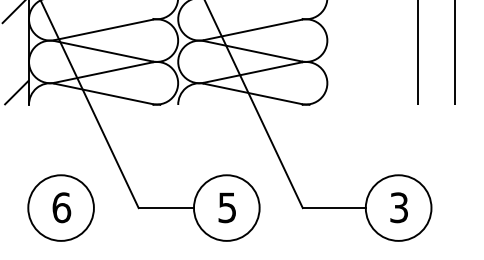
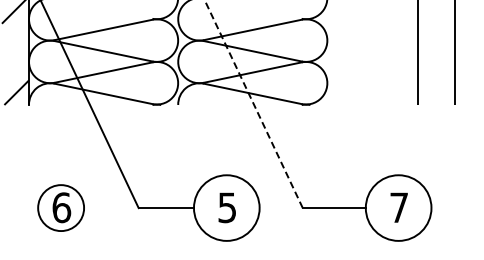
line: solid -> dashed (253, 104)
circle diameter: 66 px -> 46 px (61, 208)
text: 3 -> 7 (398, 207)
